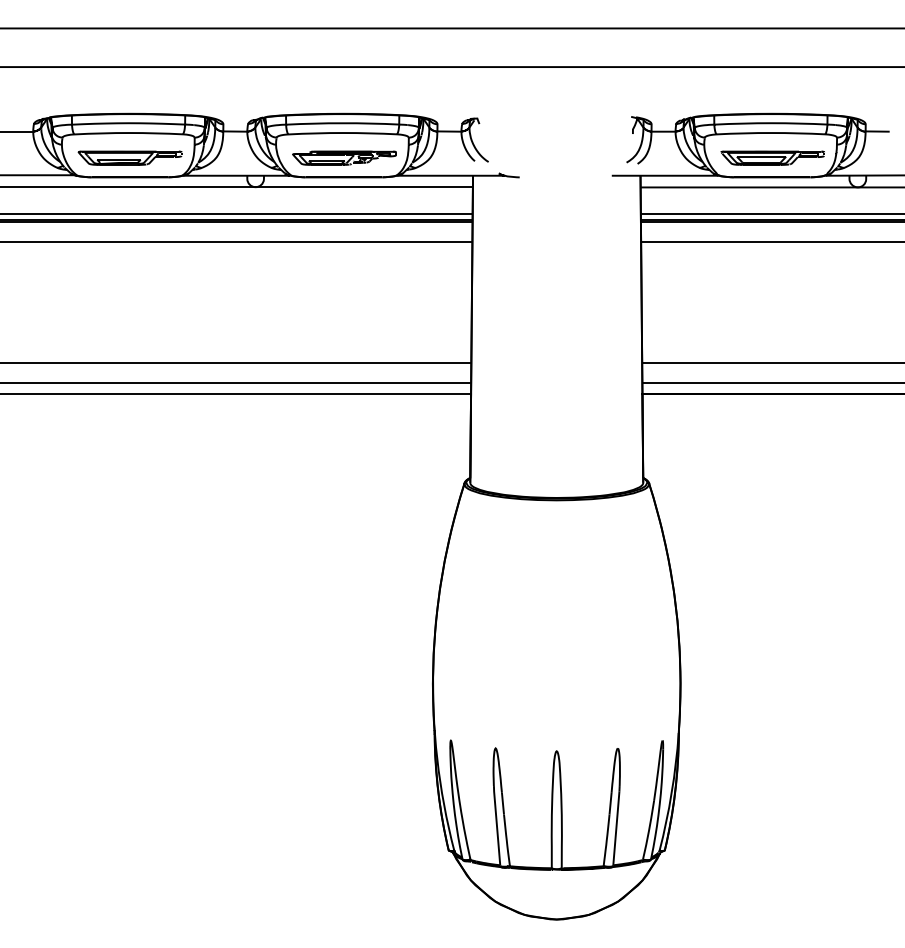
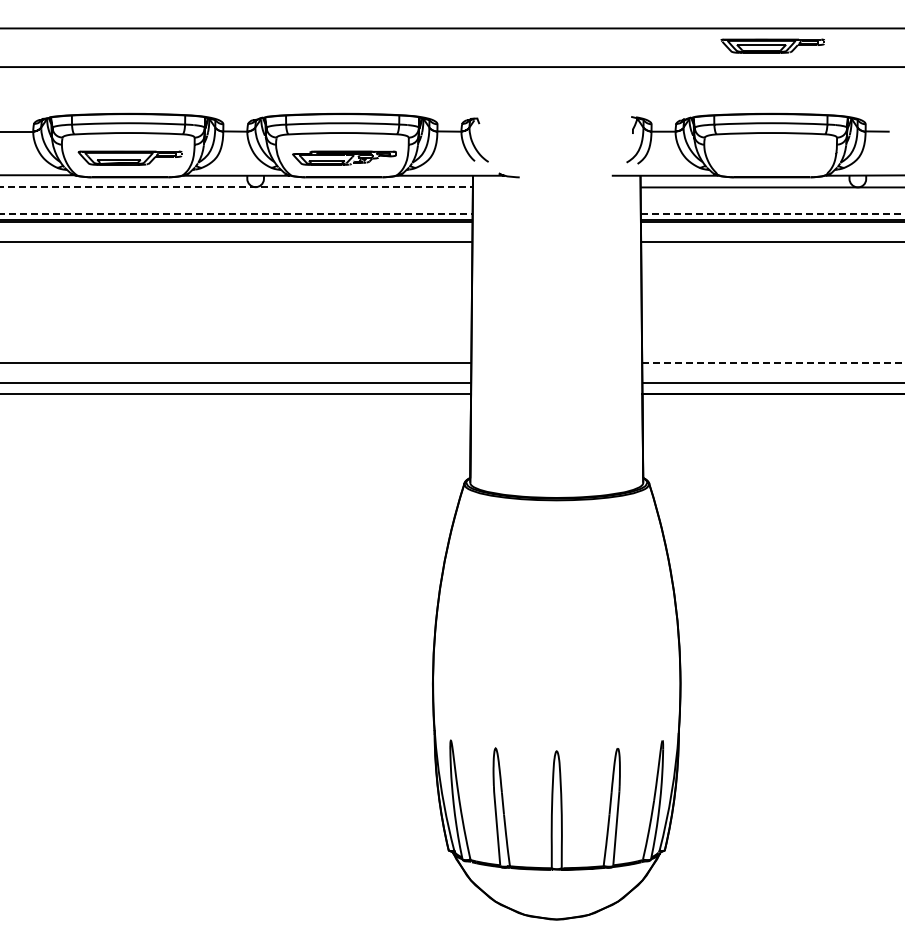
part position: (772, 157) -> (772, 45) (772, 45)
line: solid -> dashed (237, 187)
line: solid -> dashed (236, 214)
line: solid -> dashed (772, 214)
line: solid -> dashed (773, 363)
